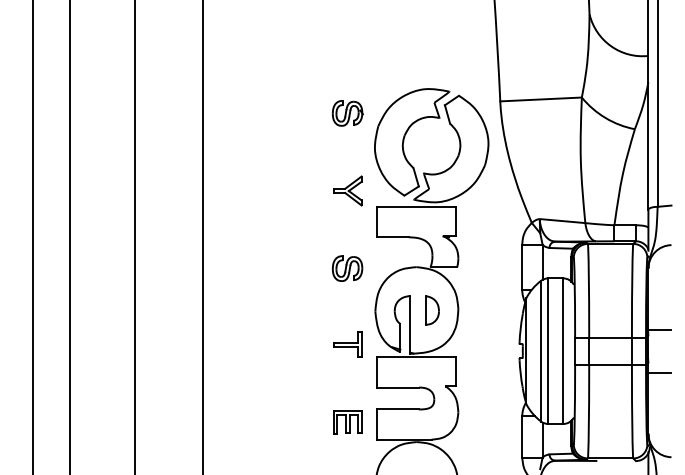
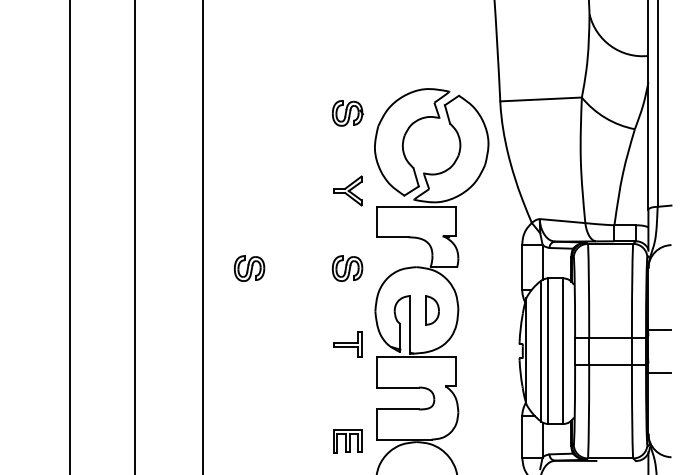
line: present -> none (33, 236)
part: none -> present (249, 268)
part position: (347, 422) -> (347, 441) (347, 441)
